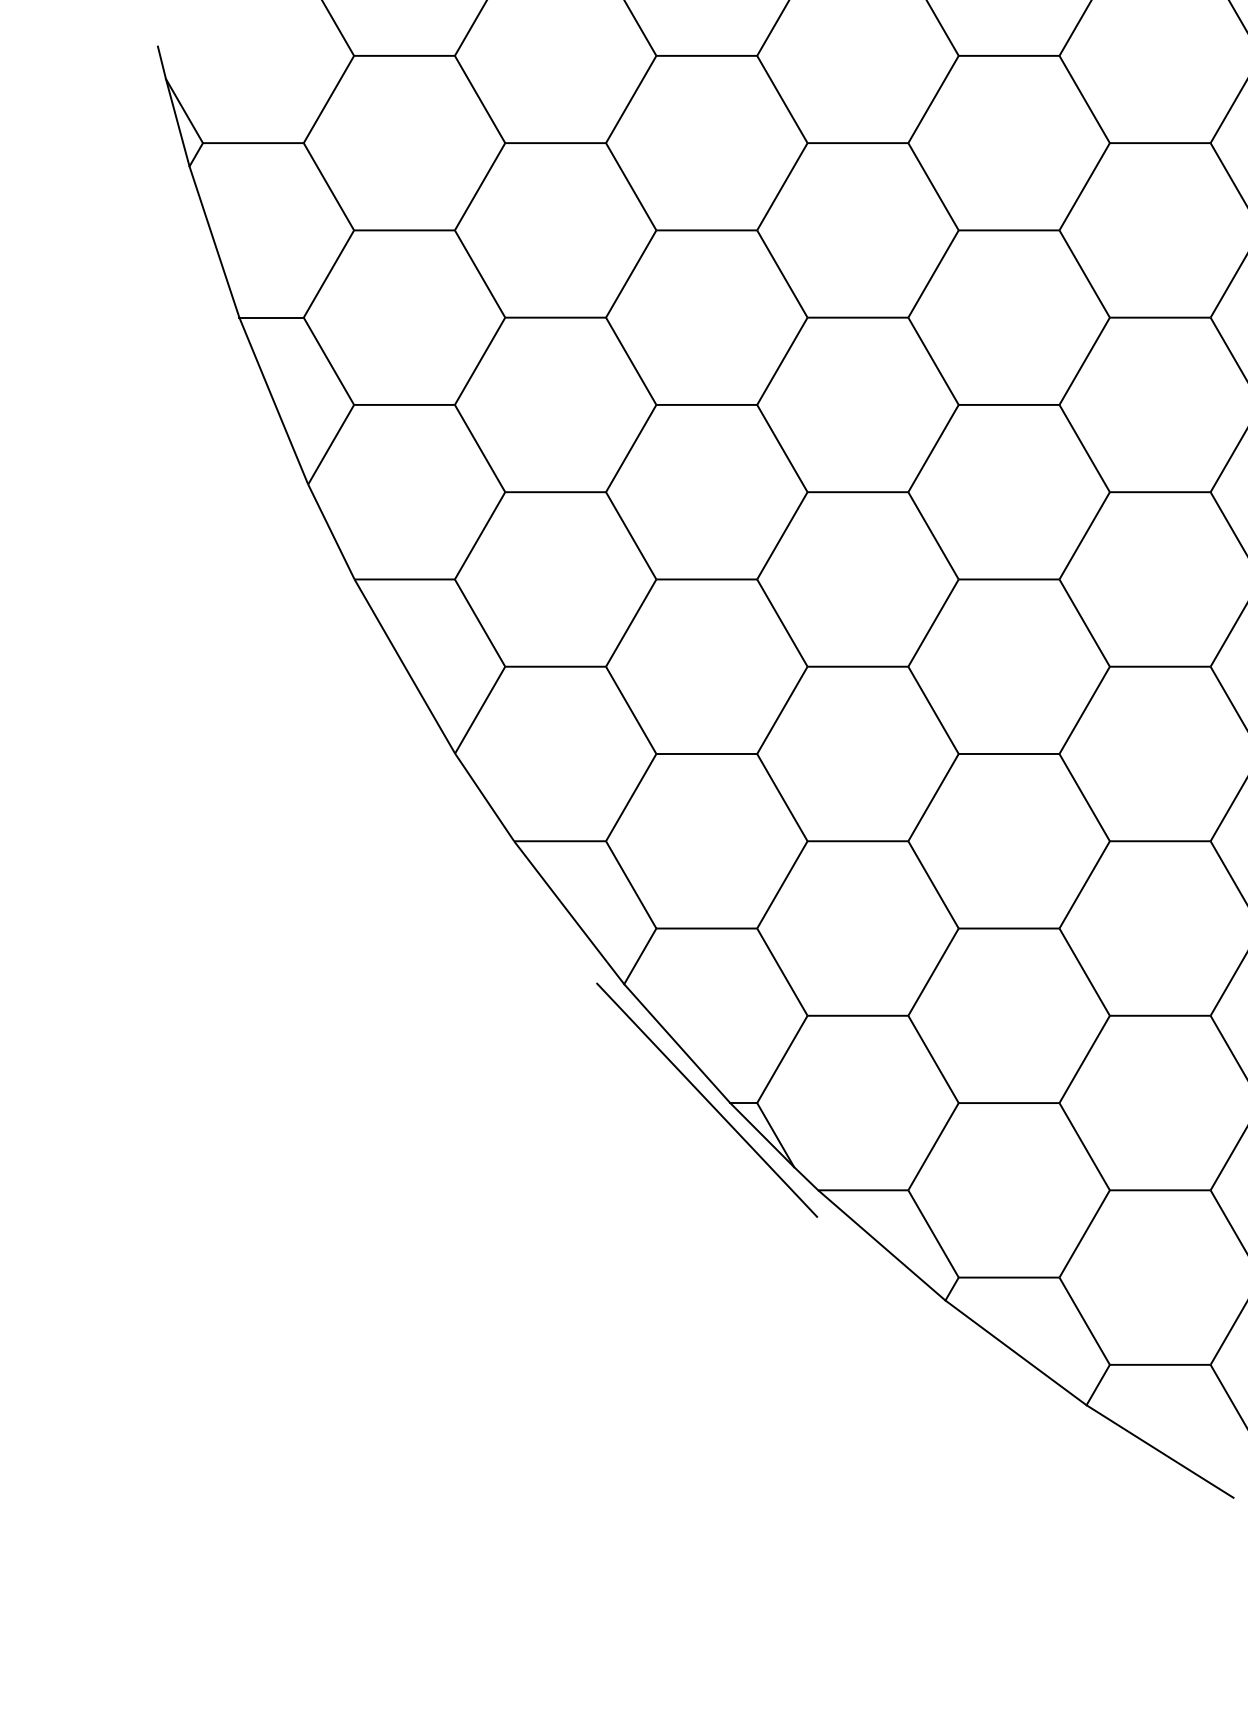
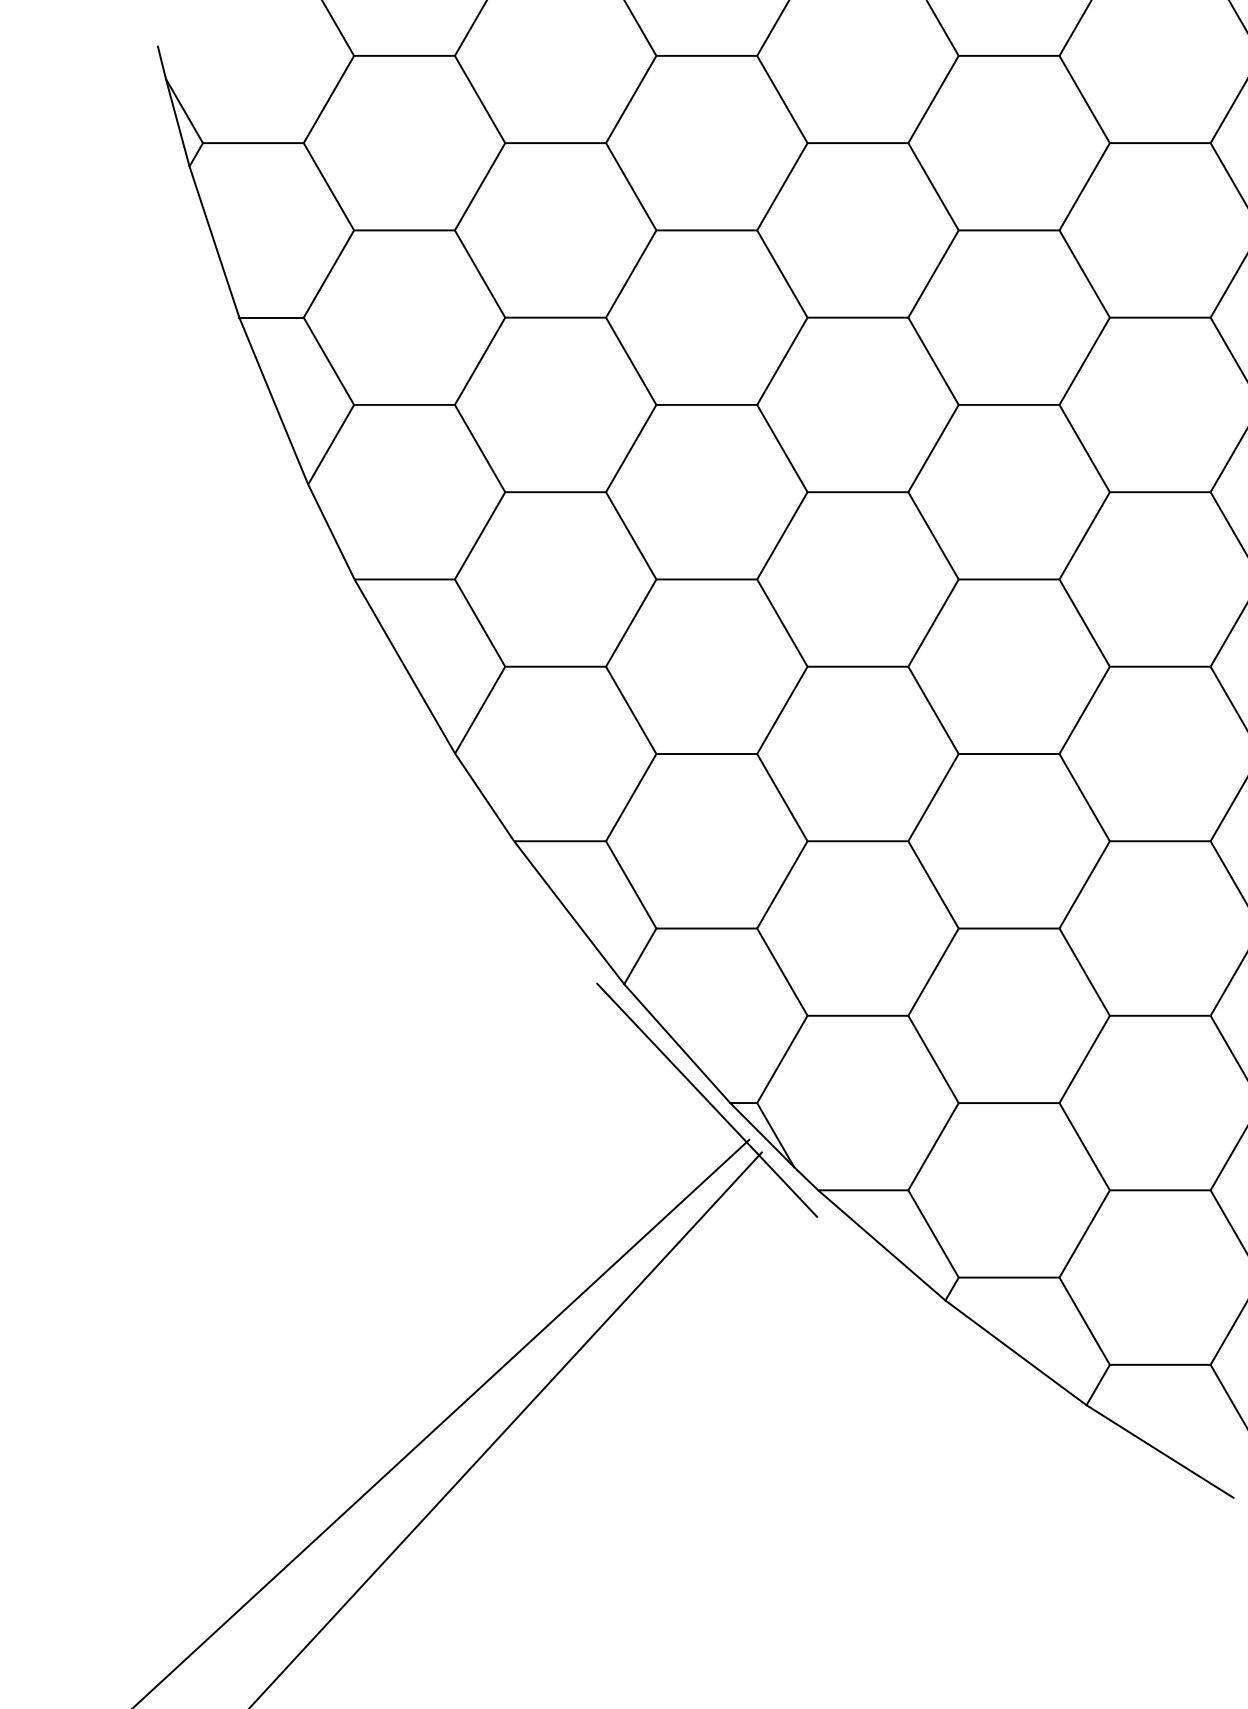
line: none -> present (442, 1422)
line: none -> present (506, 1428)
